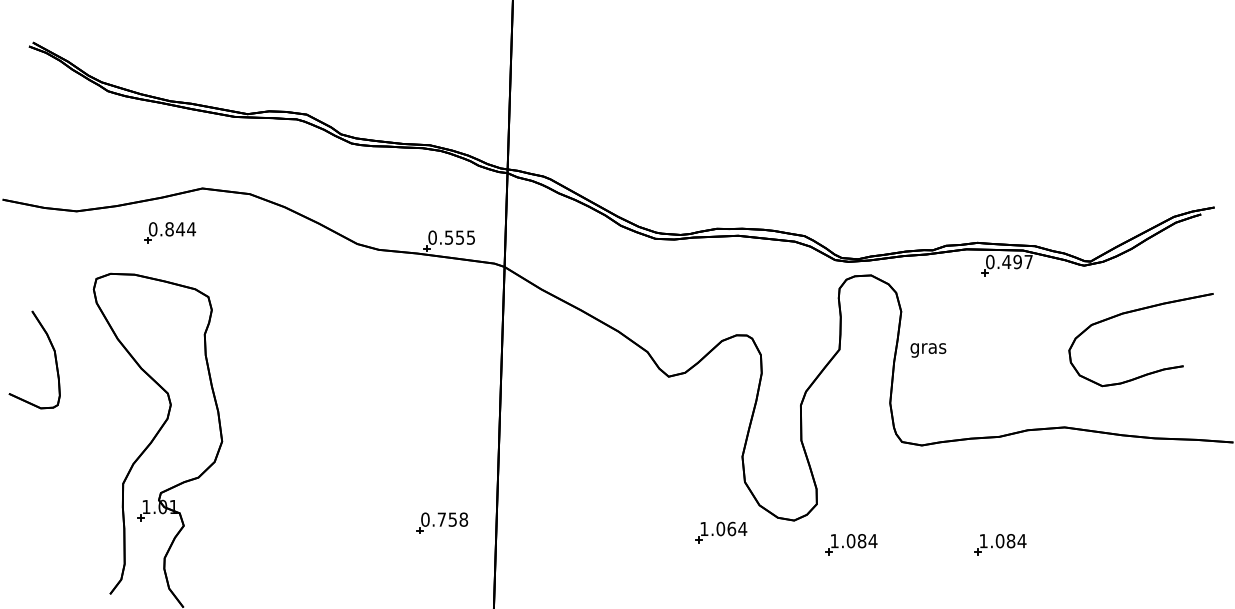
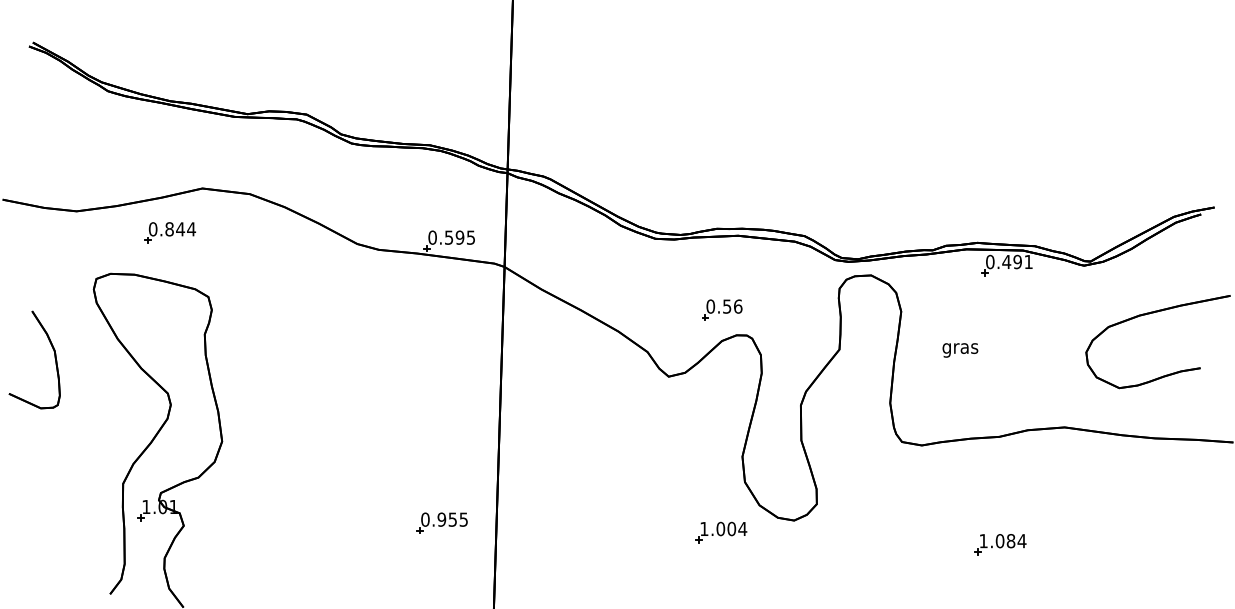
text: 0.555 -> 0.595 (459, 237)
text: 0.497 -> 0.491 (1028, 261)
part: none -> present (722, 309)
part position: (1132, 312) -> (1149, 314) (1149, 314)
text position: (928, 350) -> (960, 350) (960, 350)
text: 0.758 -> 0.955 (452, 519)
text: 1.064 -> 1.004 (731, 528)
part: present -> none (851, 544)
